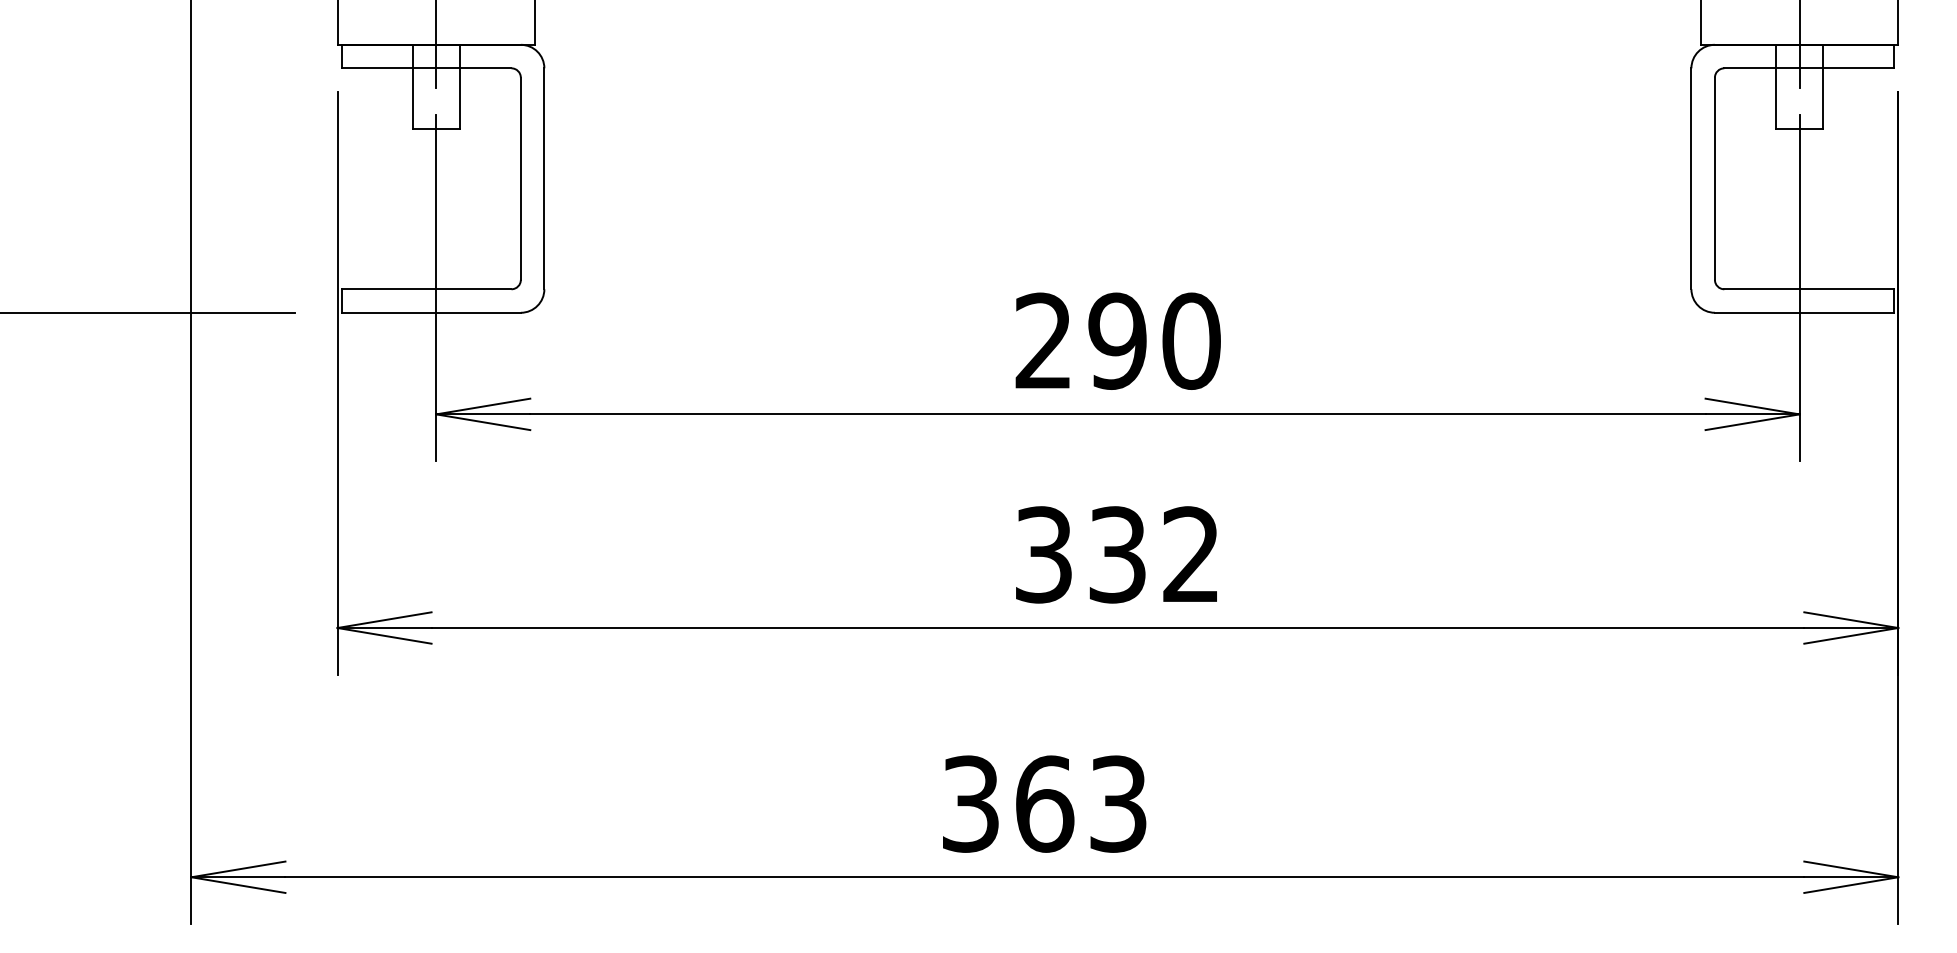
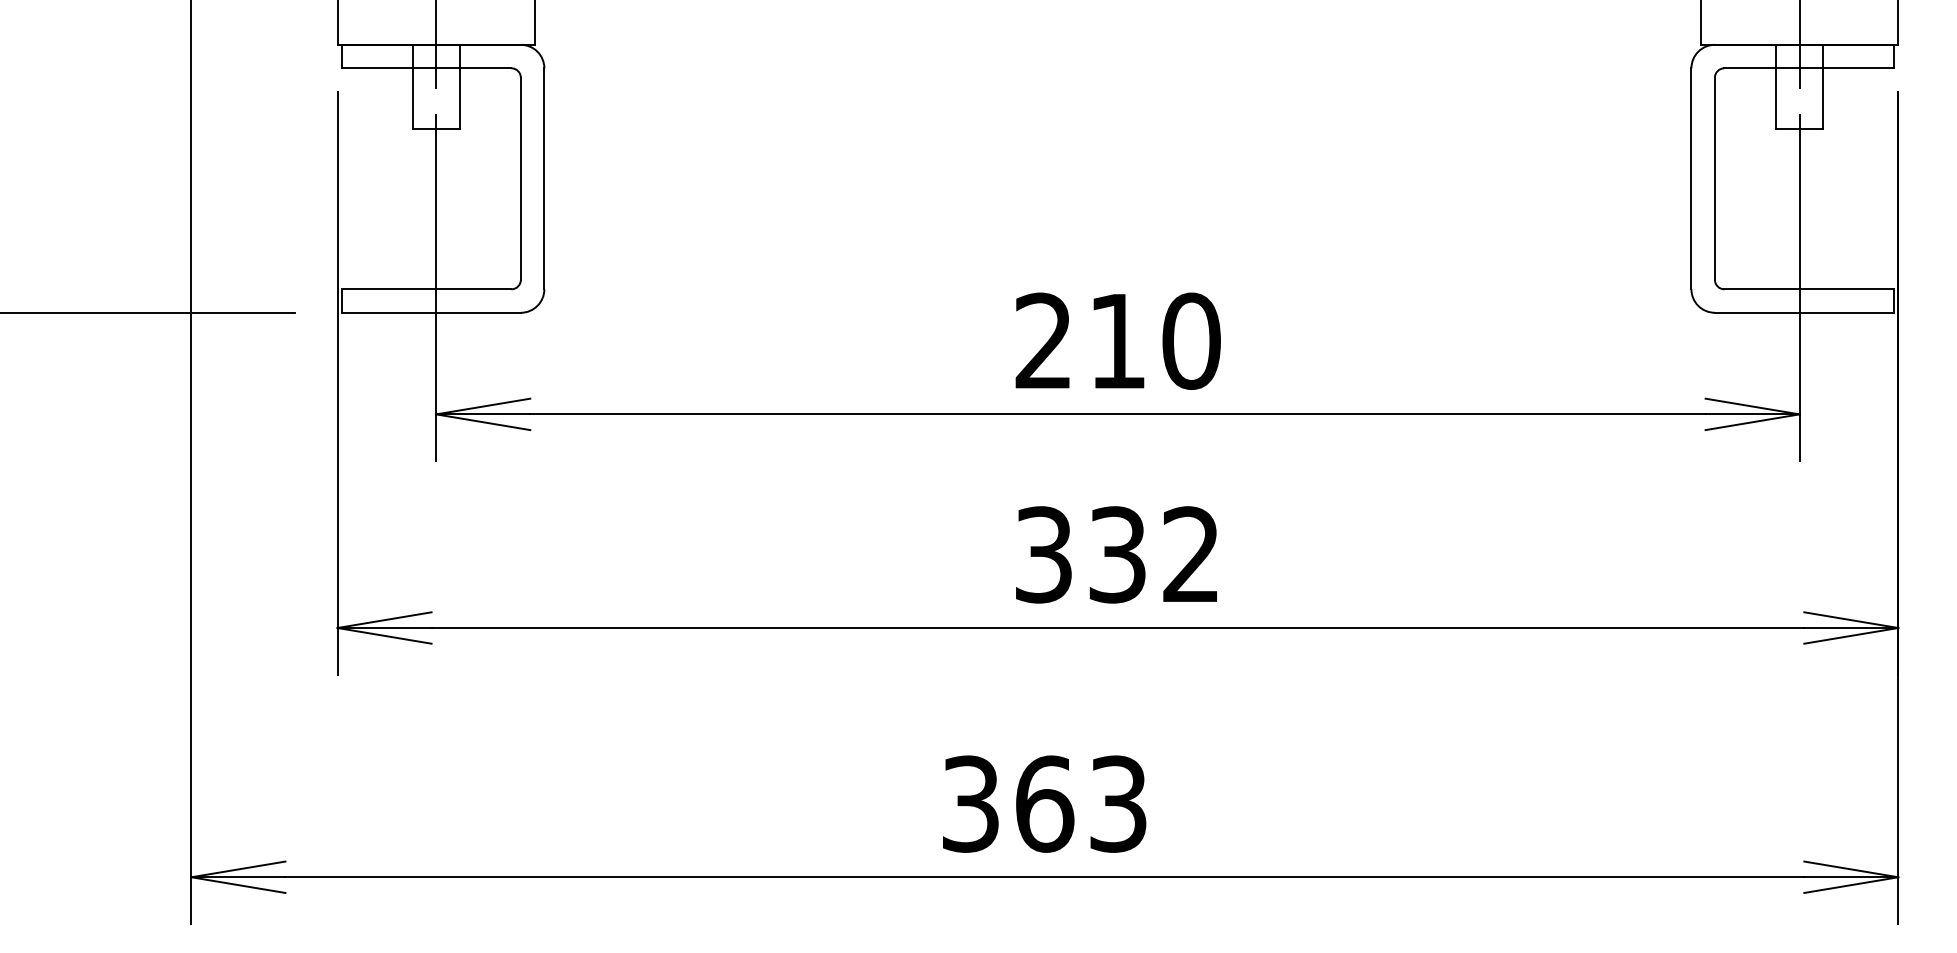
text: 290 -> 210 (1117, 340)
